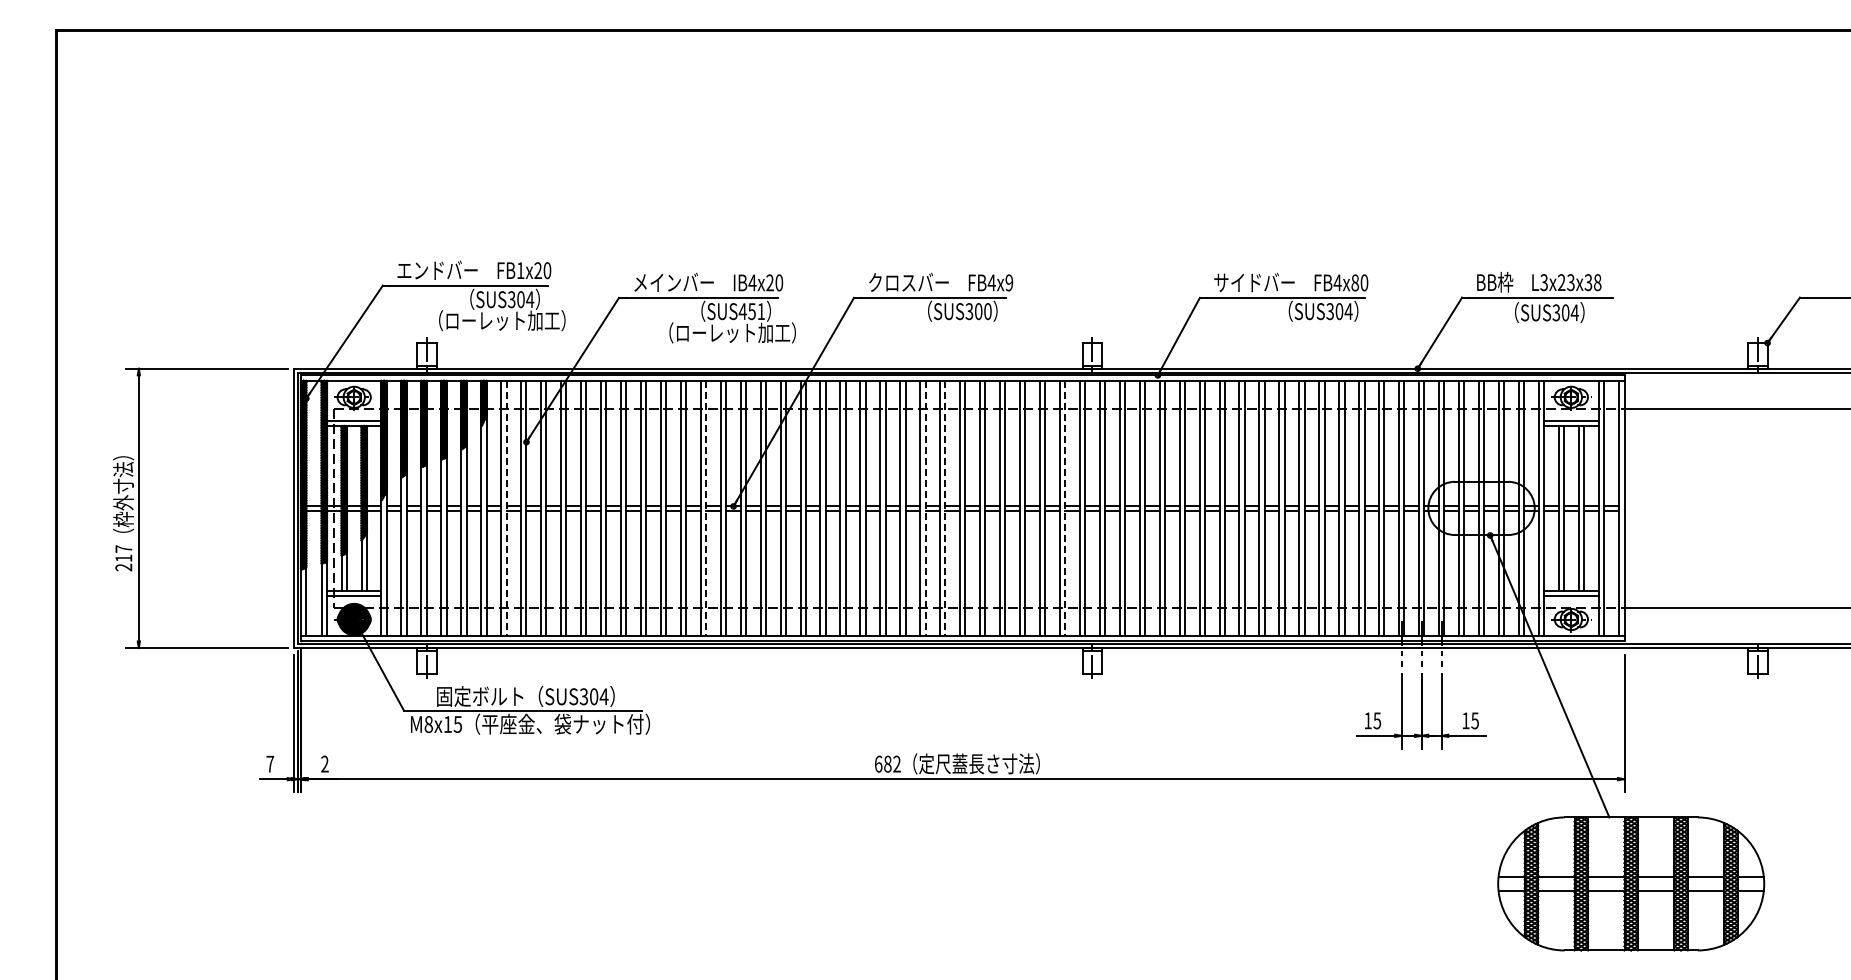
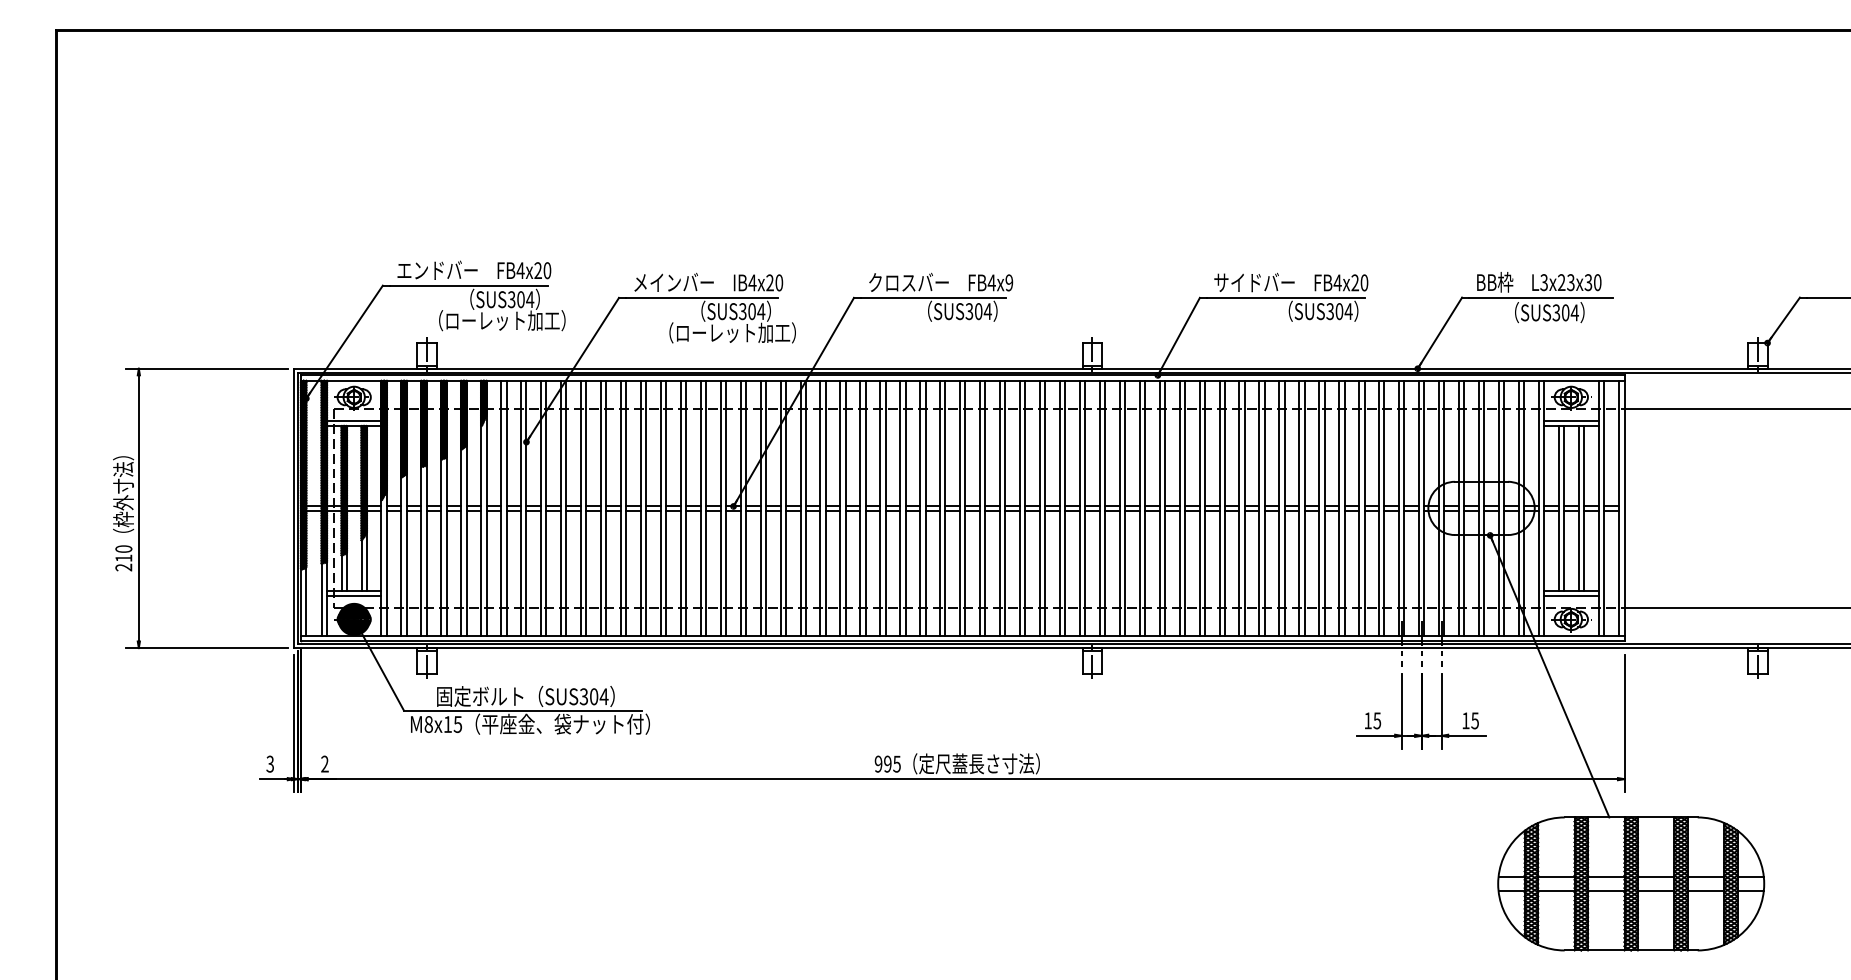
text: FB1x20 -> FB4x20 (520, 270)
text: FB4x80 -> FB4x20 (1355, 282)
text: L3x23x38 -> L3x23x30 (1597, 282)
text: SUS451 -> SUS304 (751, 311)
text: SUS300 -> SUS304 (987, 311)
line: dashed -> solid (506, 508)
line: dashed -> solid (706, 508)
line: dashed -> solid (925, 508)
line: dashed -> solid (945, 508)
line: dashed -> solid (1065, 508)
text: 217 -> 210 (123, 548)
text: 7 -> 3 (270, 763)
text: 682 -> 995 (887, 763)
